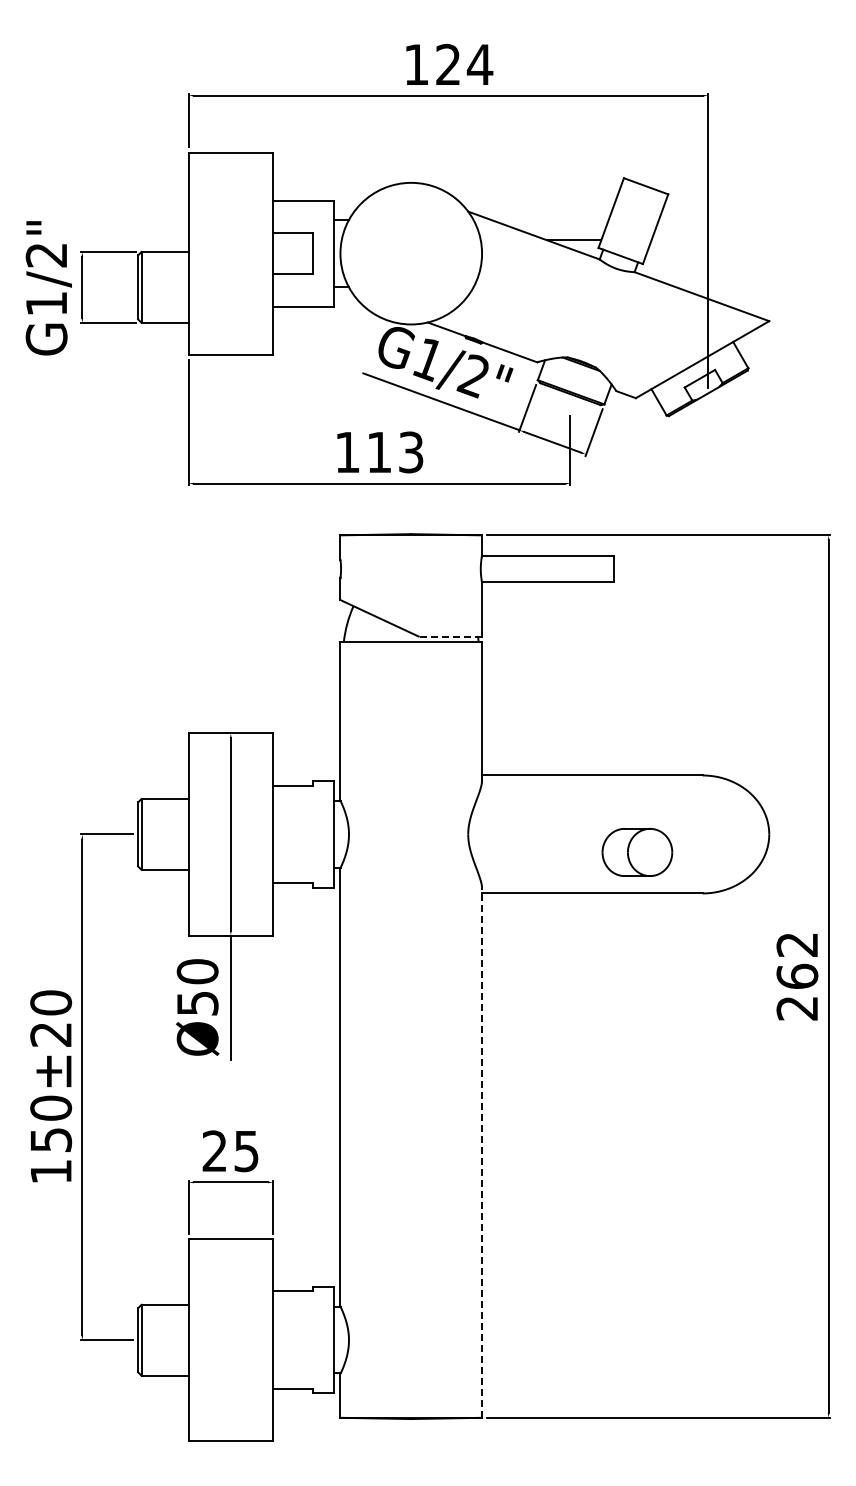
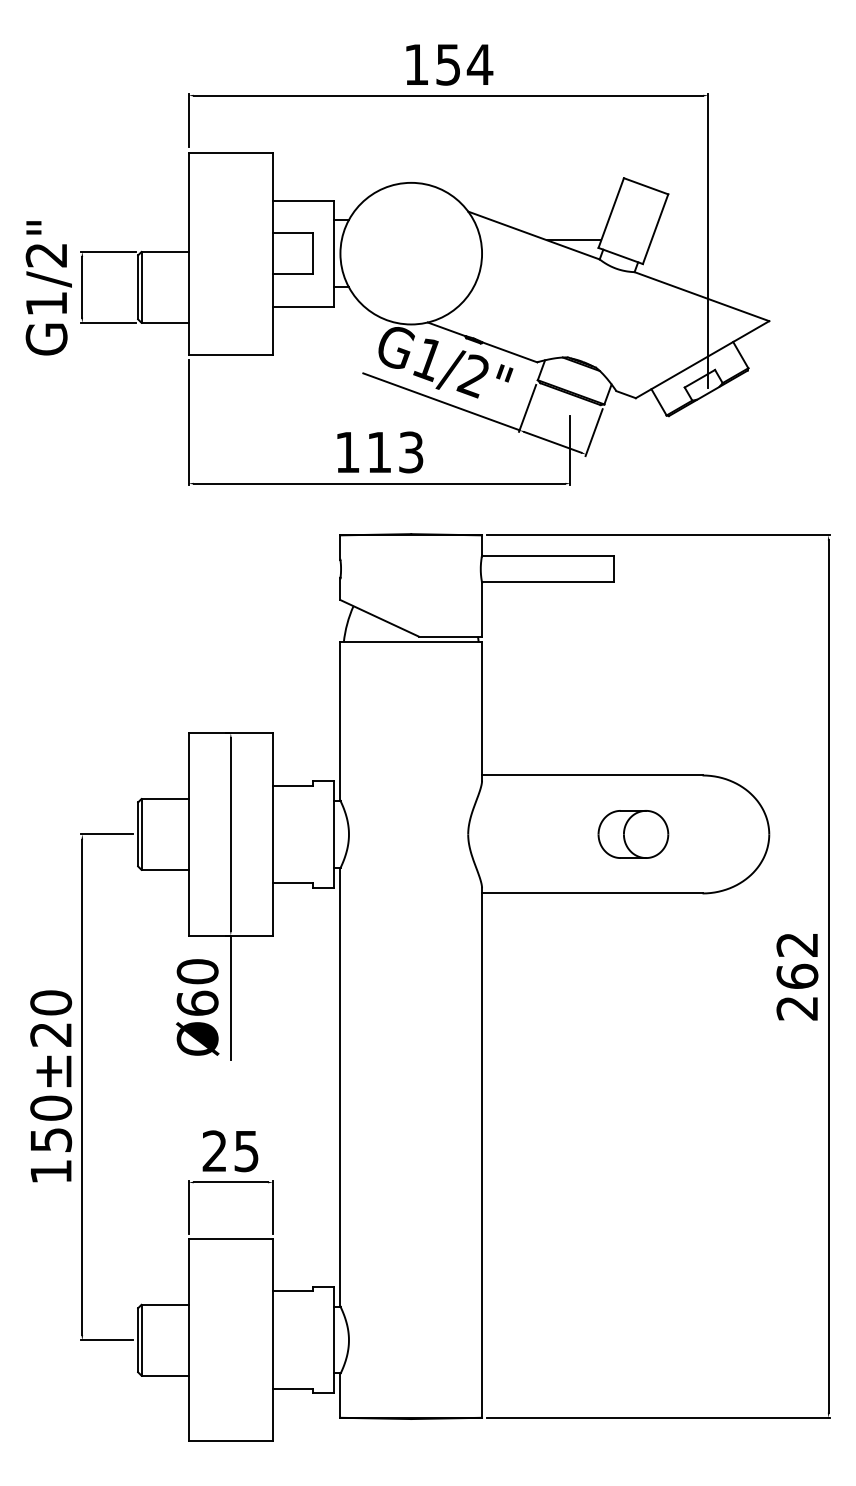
text: 124 -> 154 (447, 64)
line: dashed -> solid (450, 636)
part position: (637, 852) -> (633, 834) (633, 834)
text: Ø50 -> Ø60 (197, 1002)
line: dashed -> solid (482, 1153)
